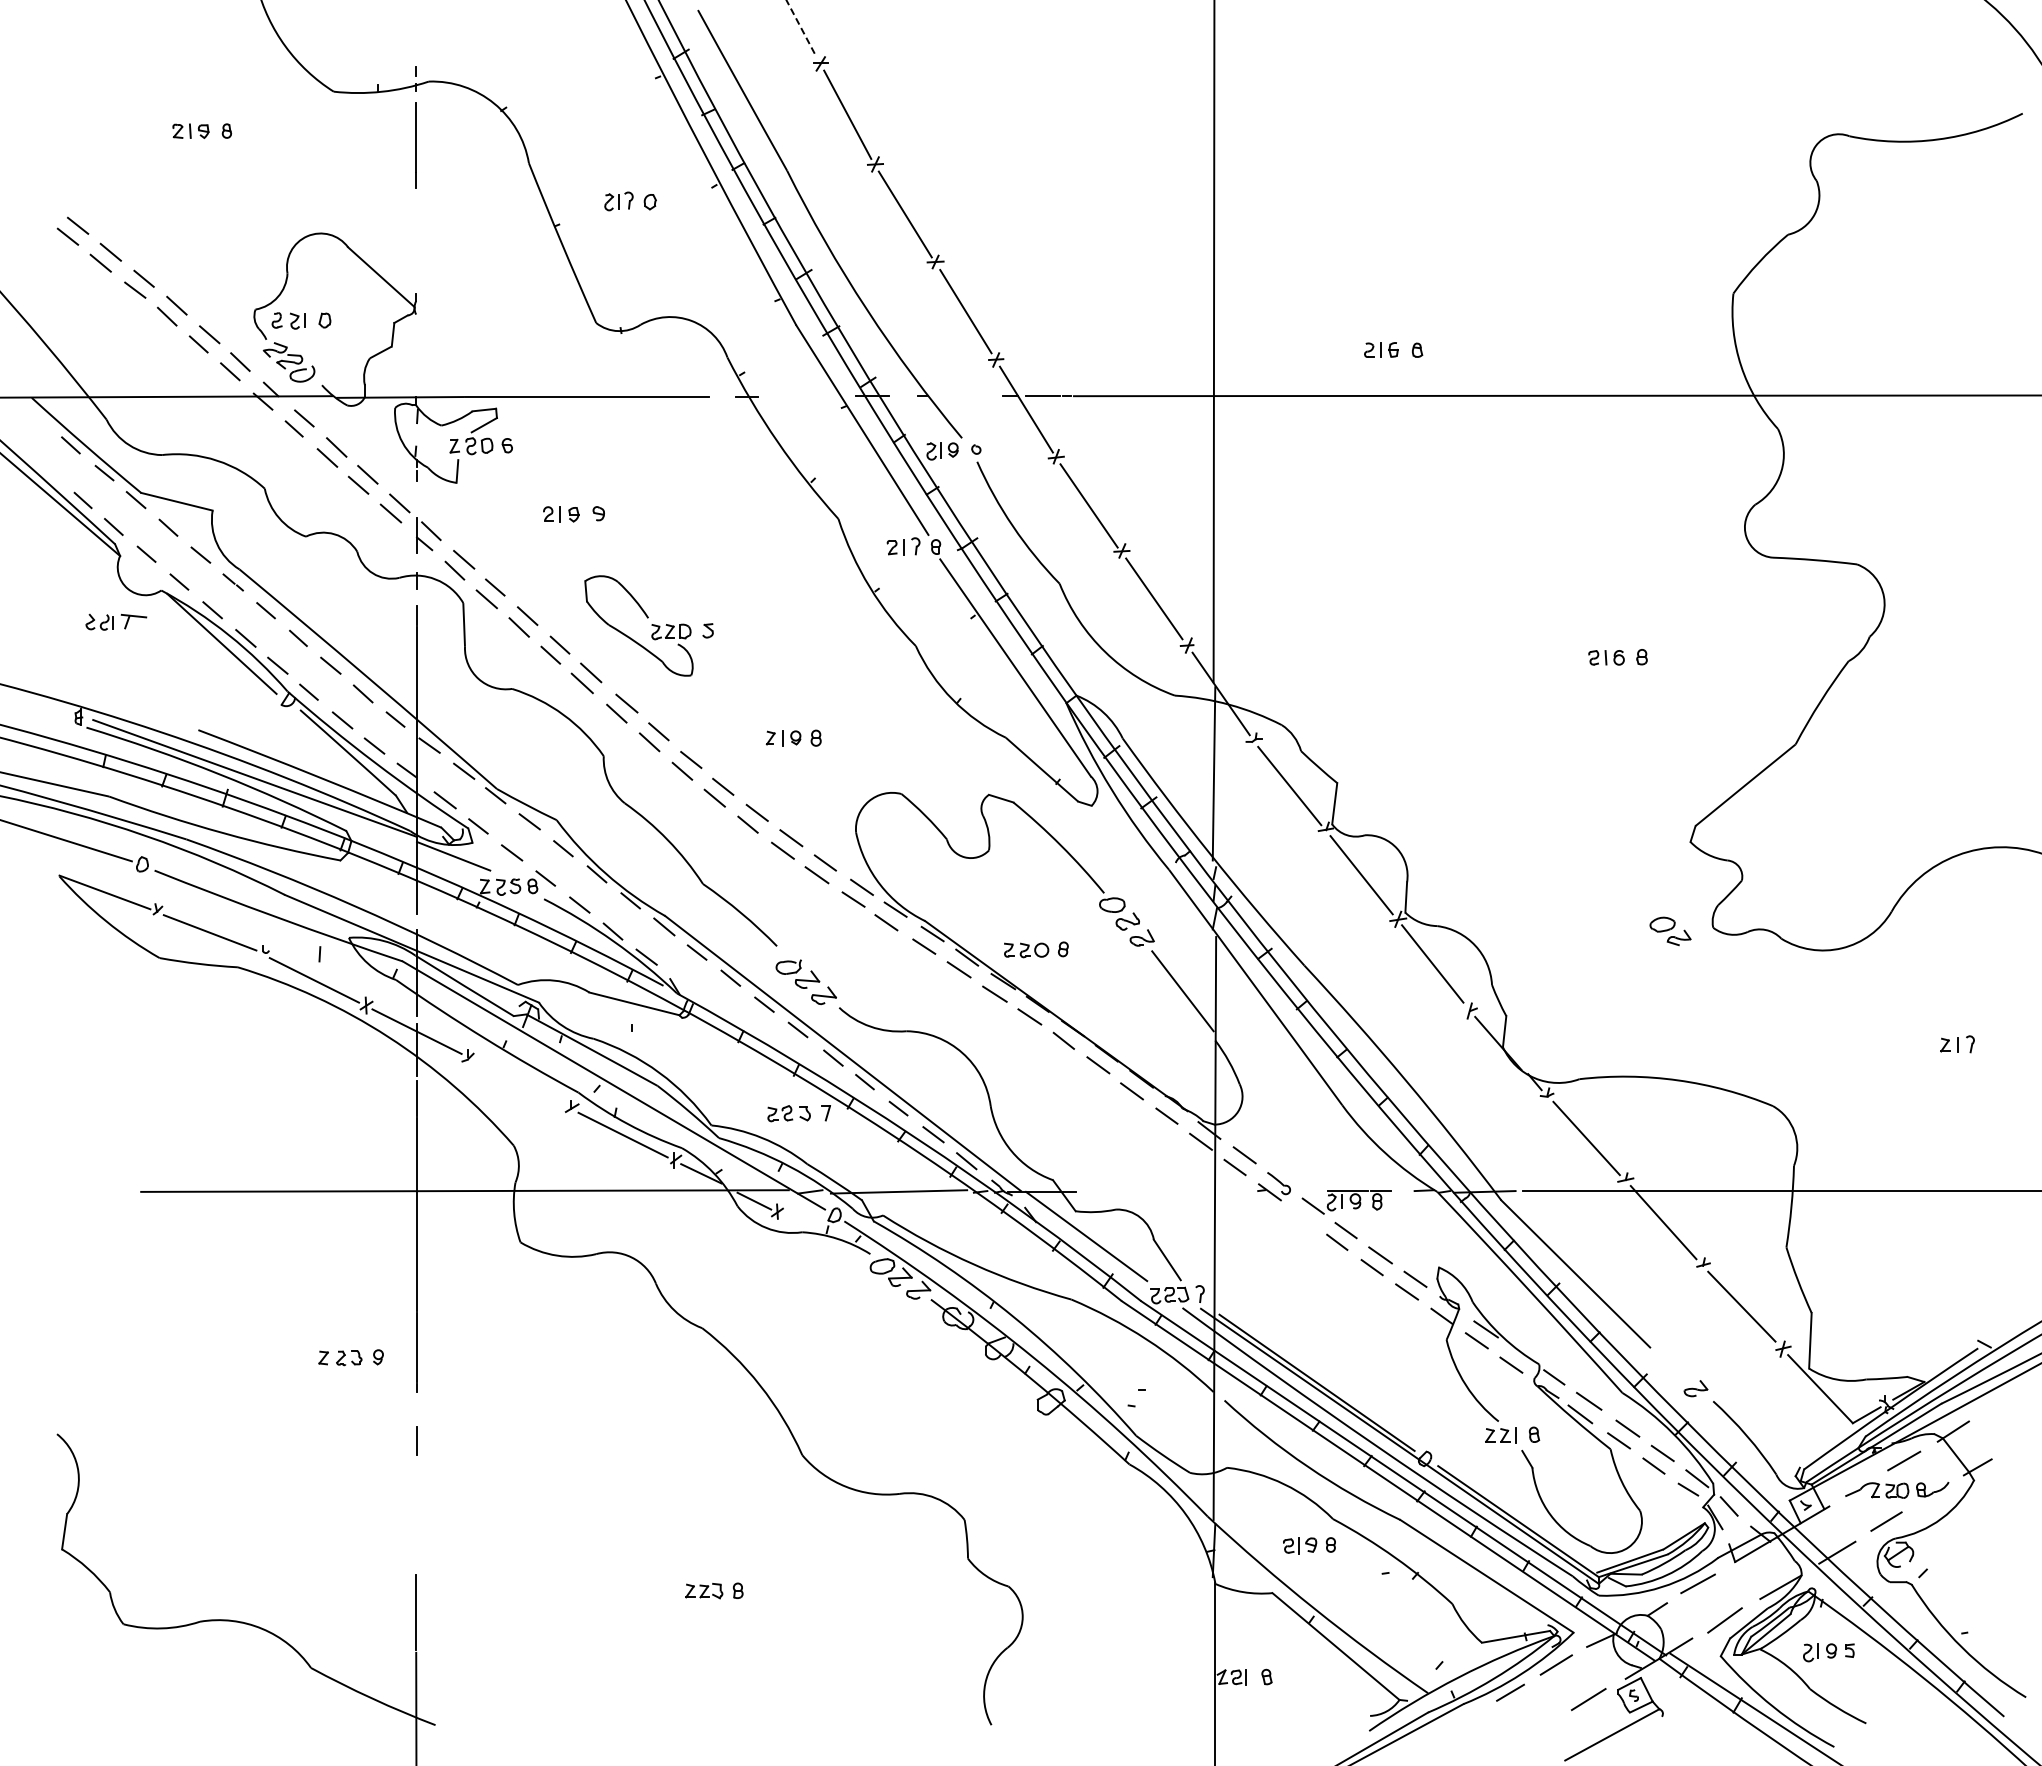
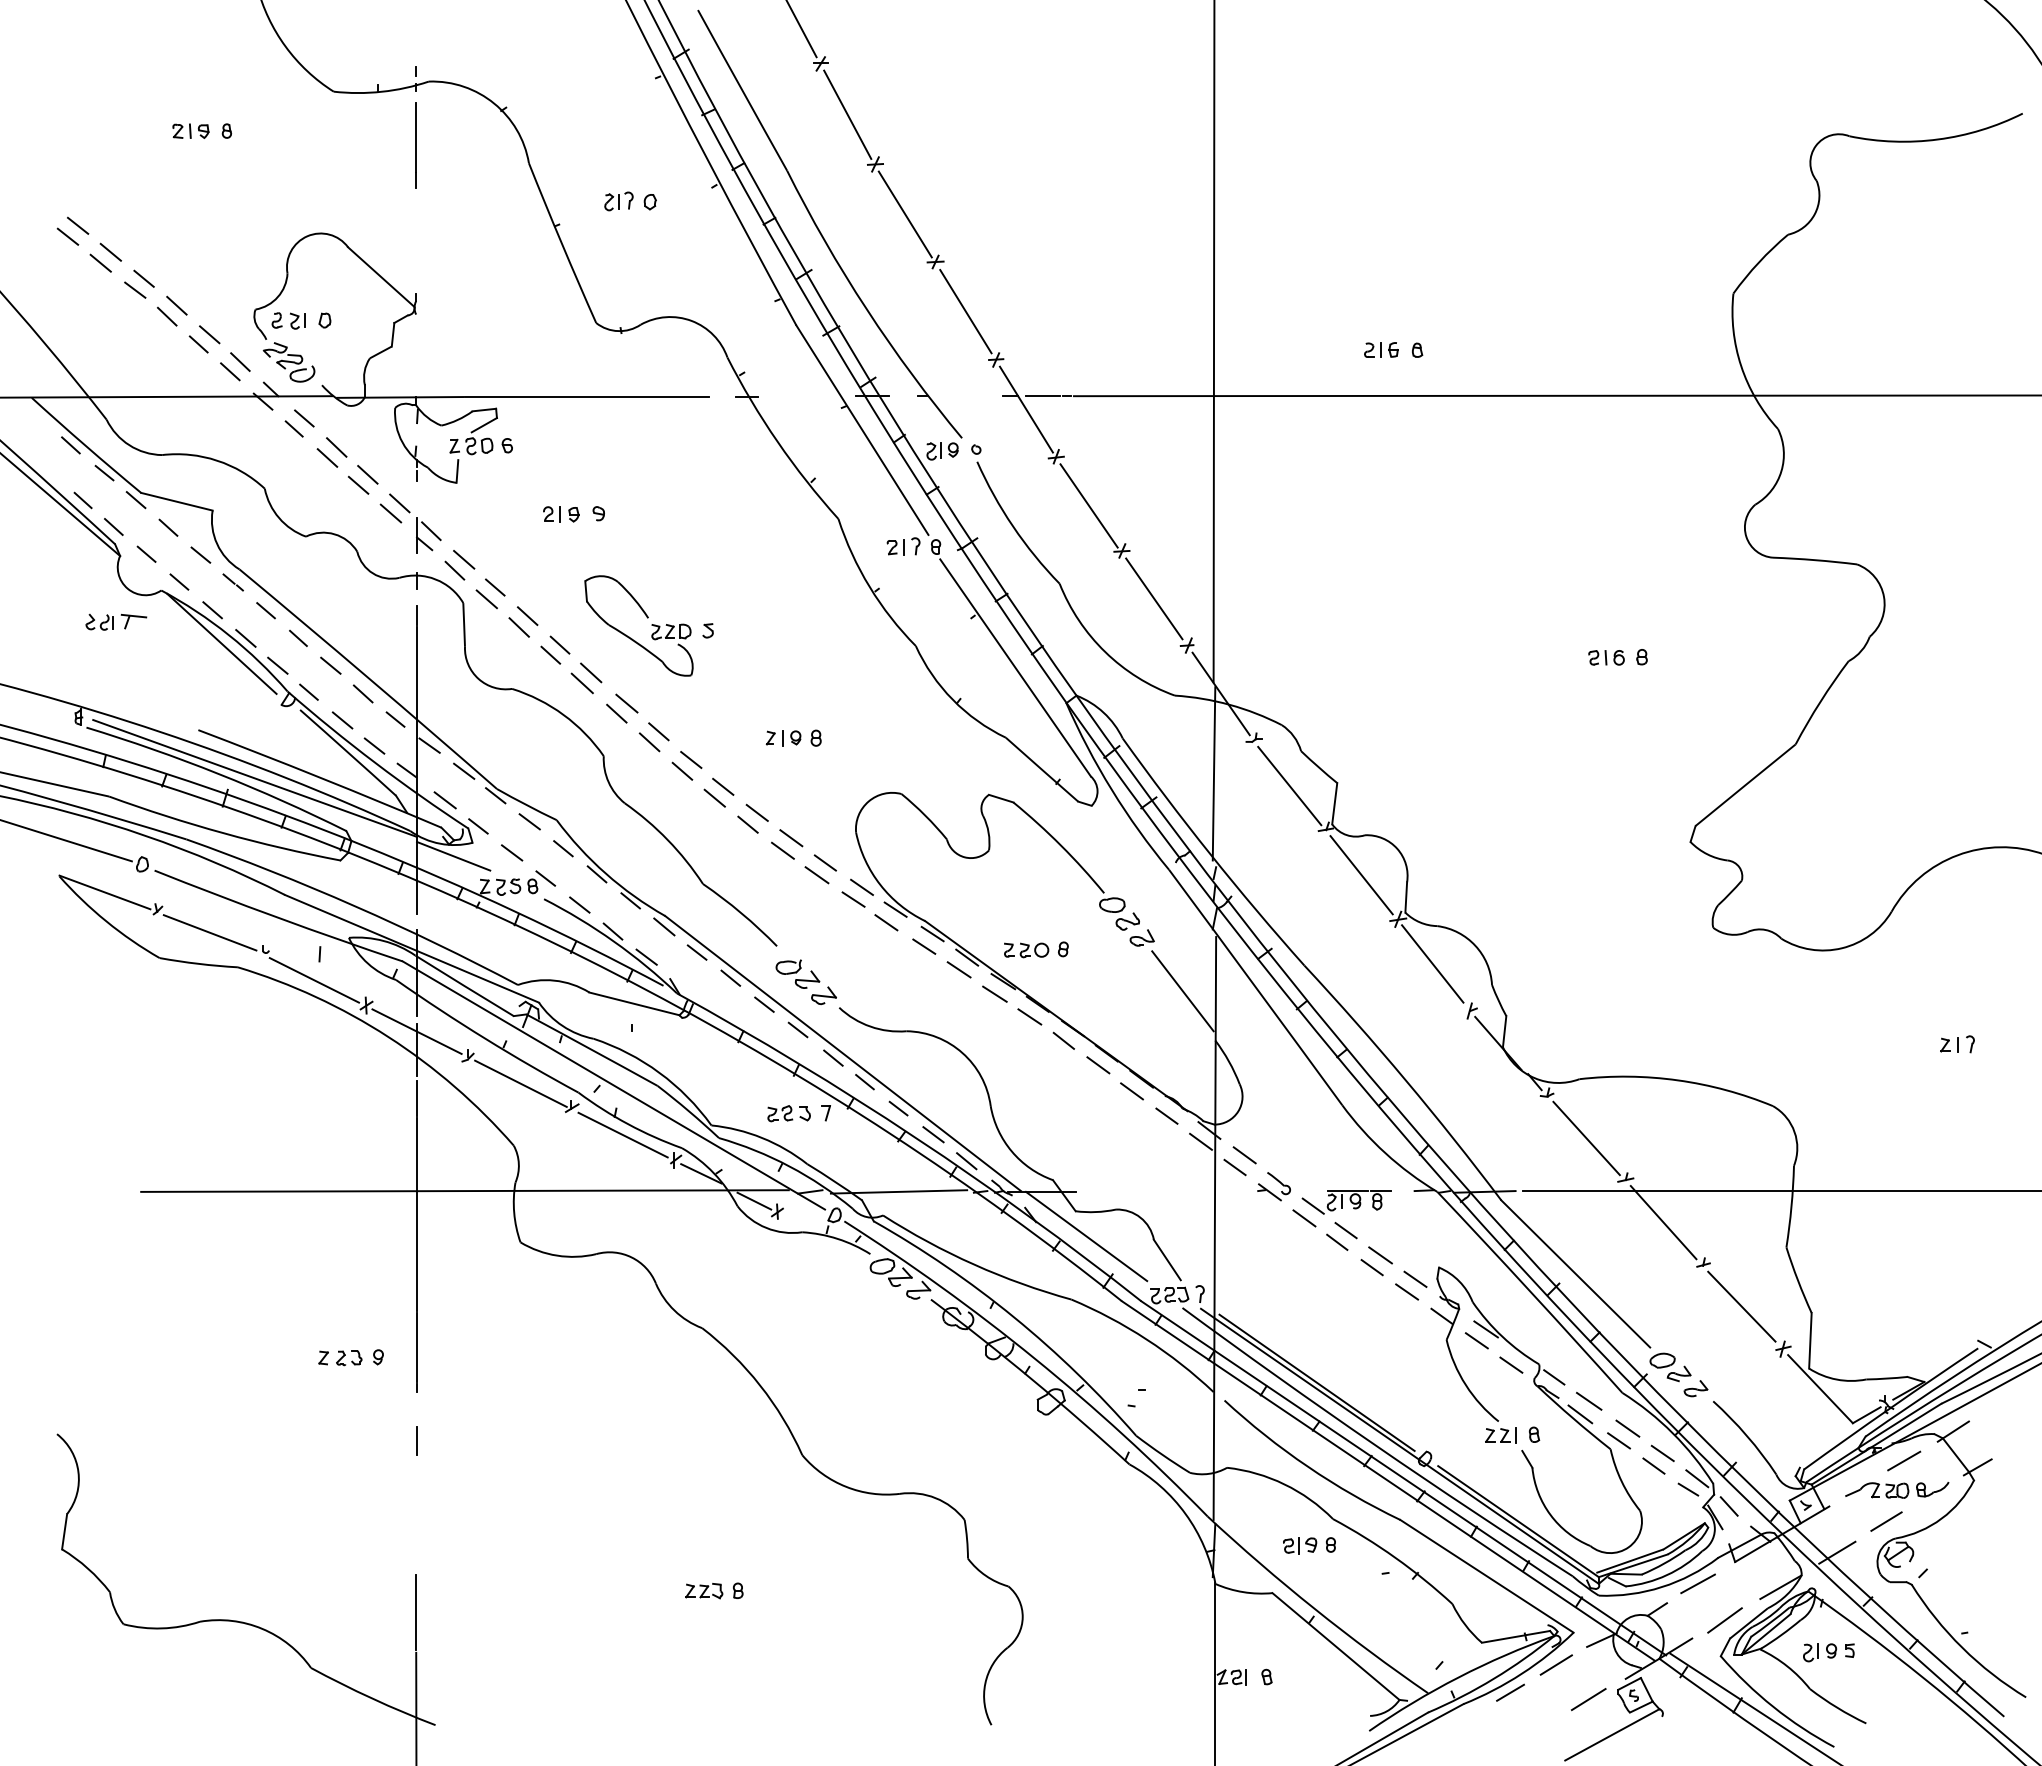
line: dashed -> solid (801, 28)
part position: (1670, 931) -> (1670, 1367) (1670, 1367)
line: none -> present (520, 1083)
line: none -> present (1304, 1218)
